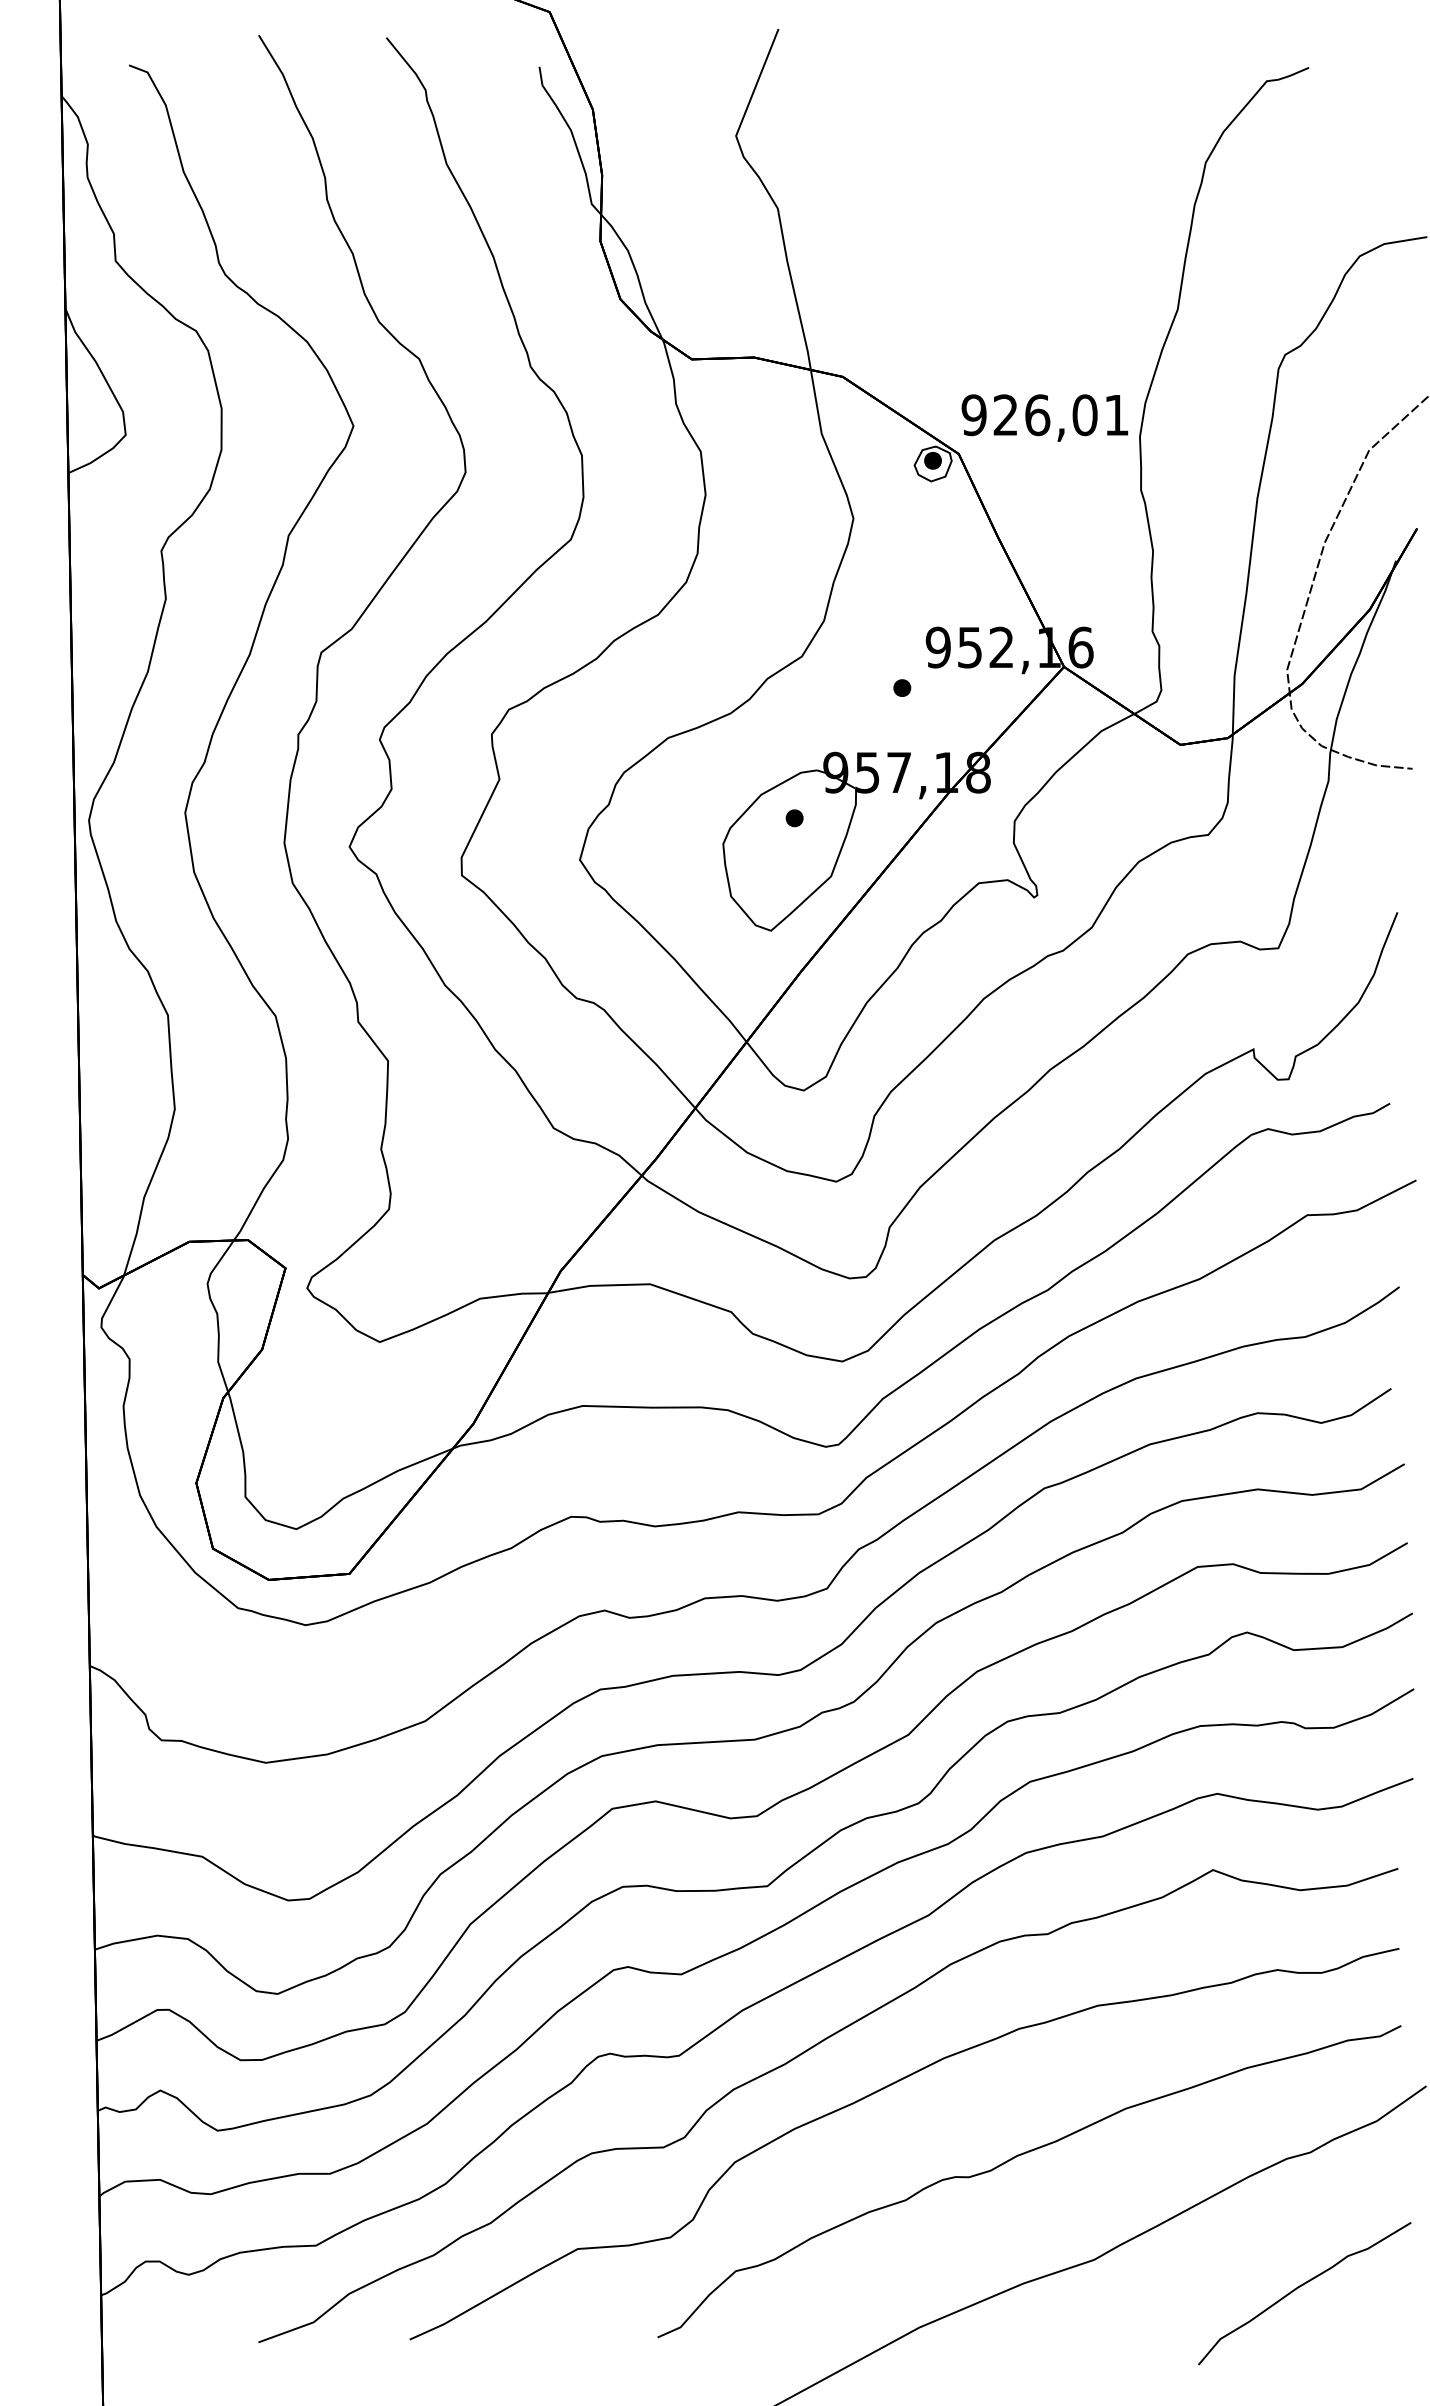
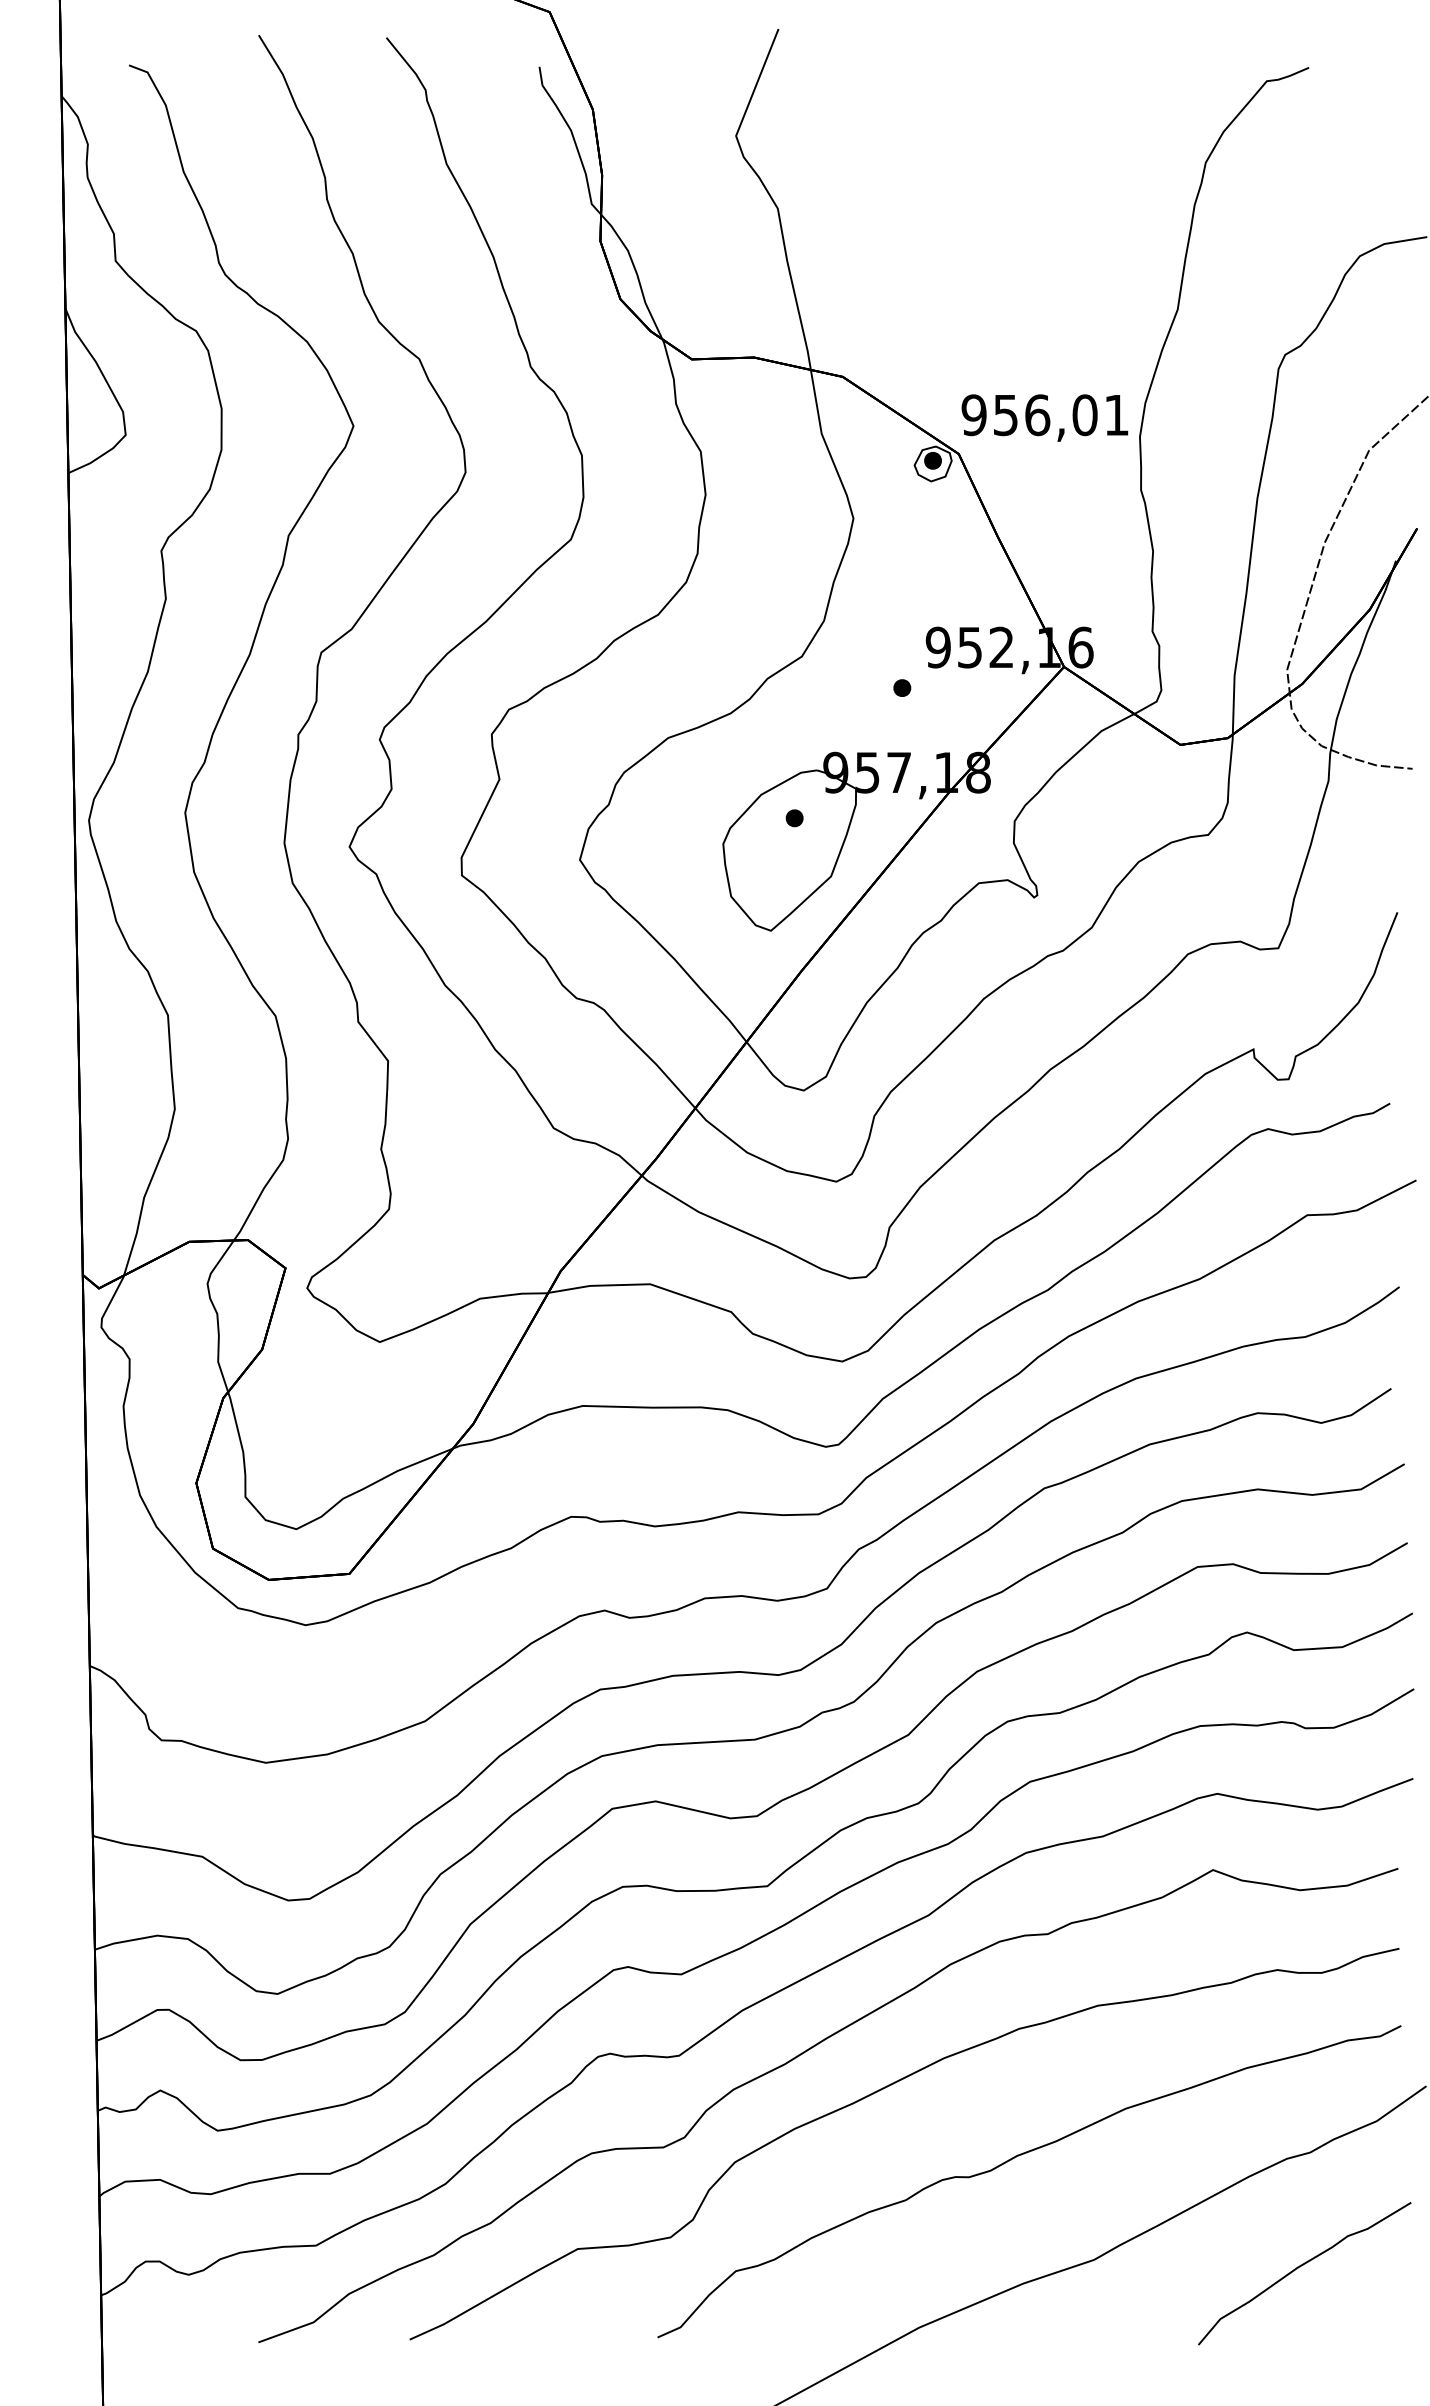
text: 926,01 -> 956,01 (1005, 415)
curve position: (1300, 2287) -> (1300, 2267) (1300, 2267)
